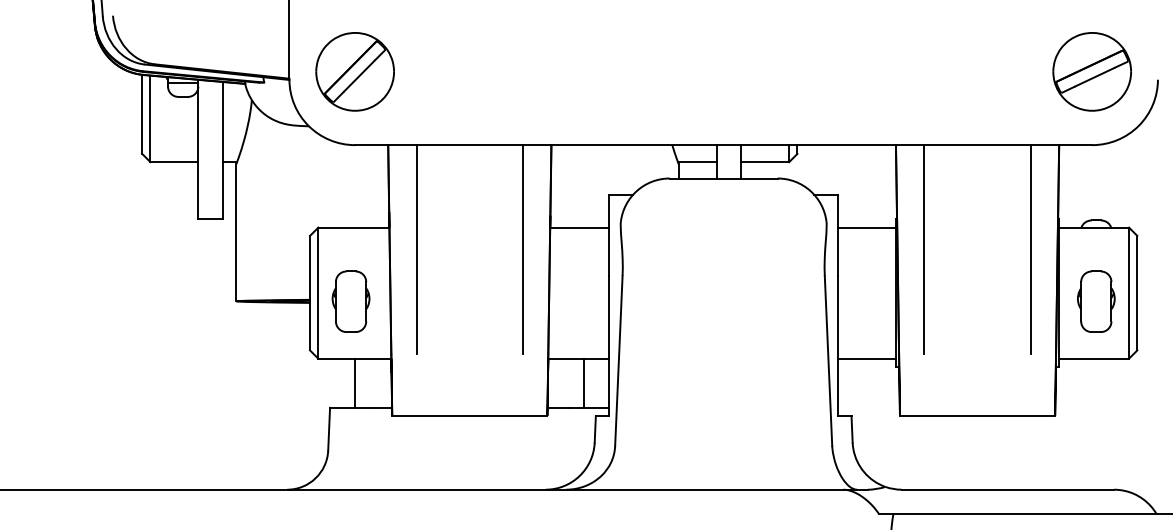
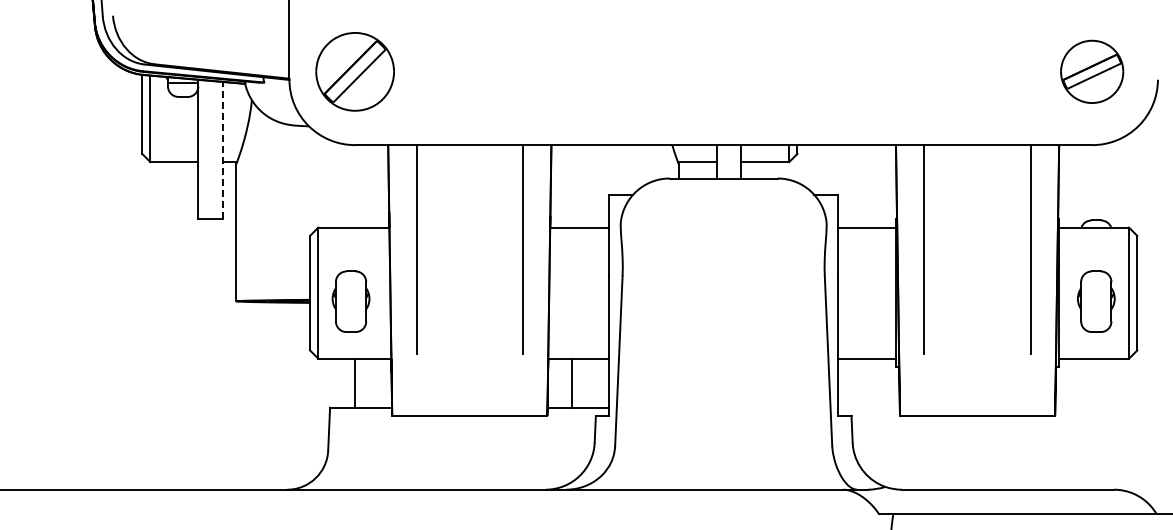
part size: 80x80 px -> 65x65 px (1092, 71)
line: solid -> dashed (222, 150)
line position: (584, 382) -> (572, 382) (572, 382)
